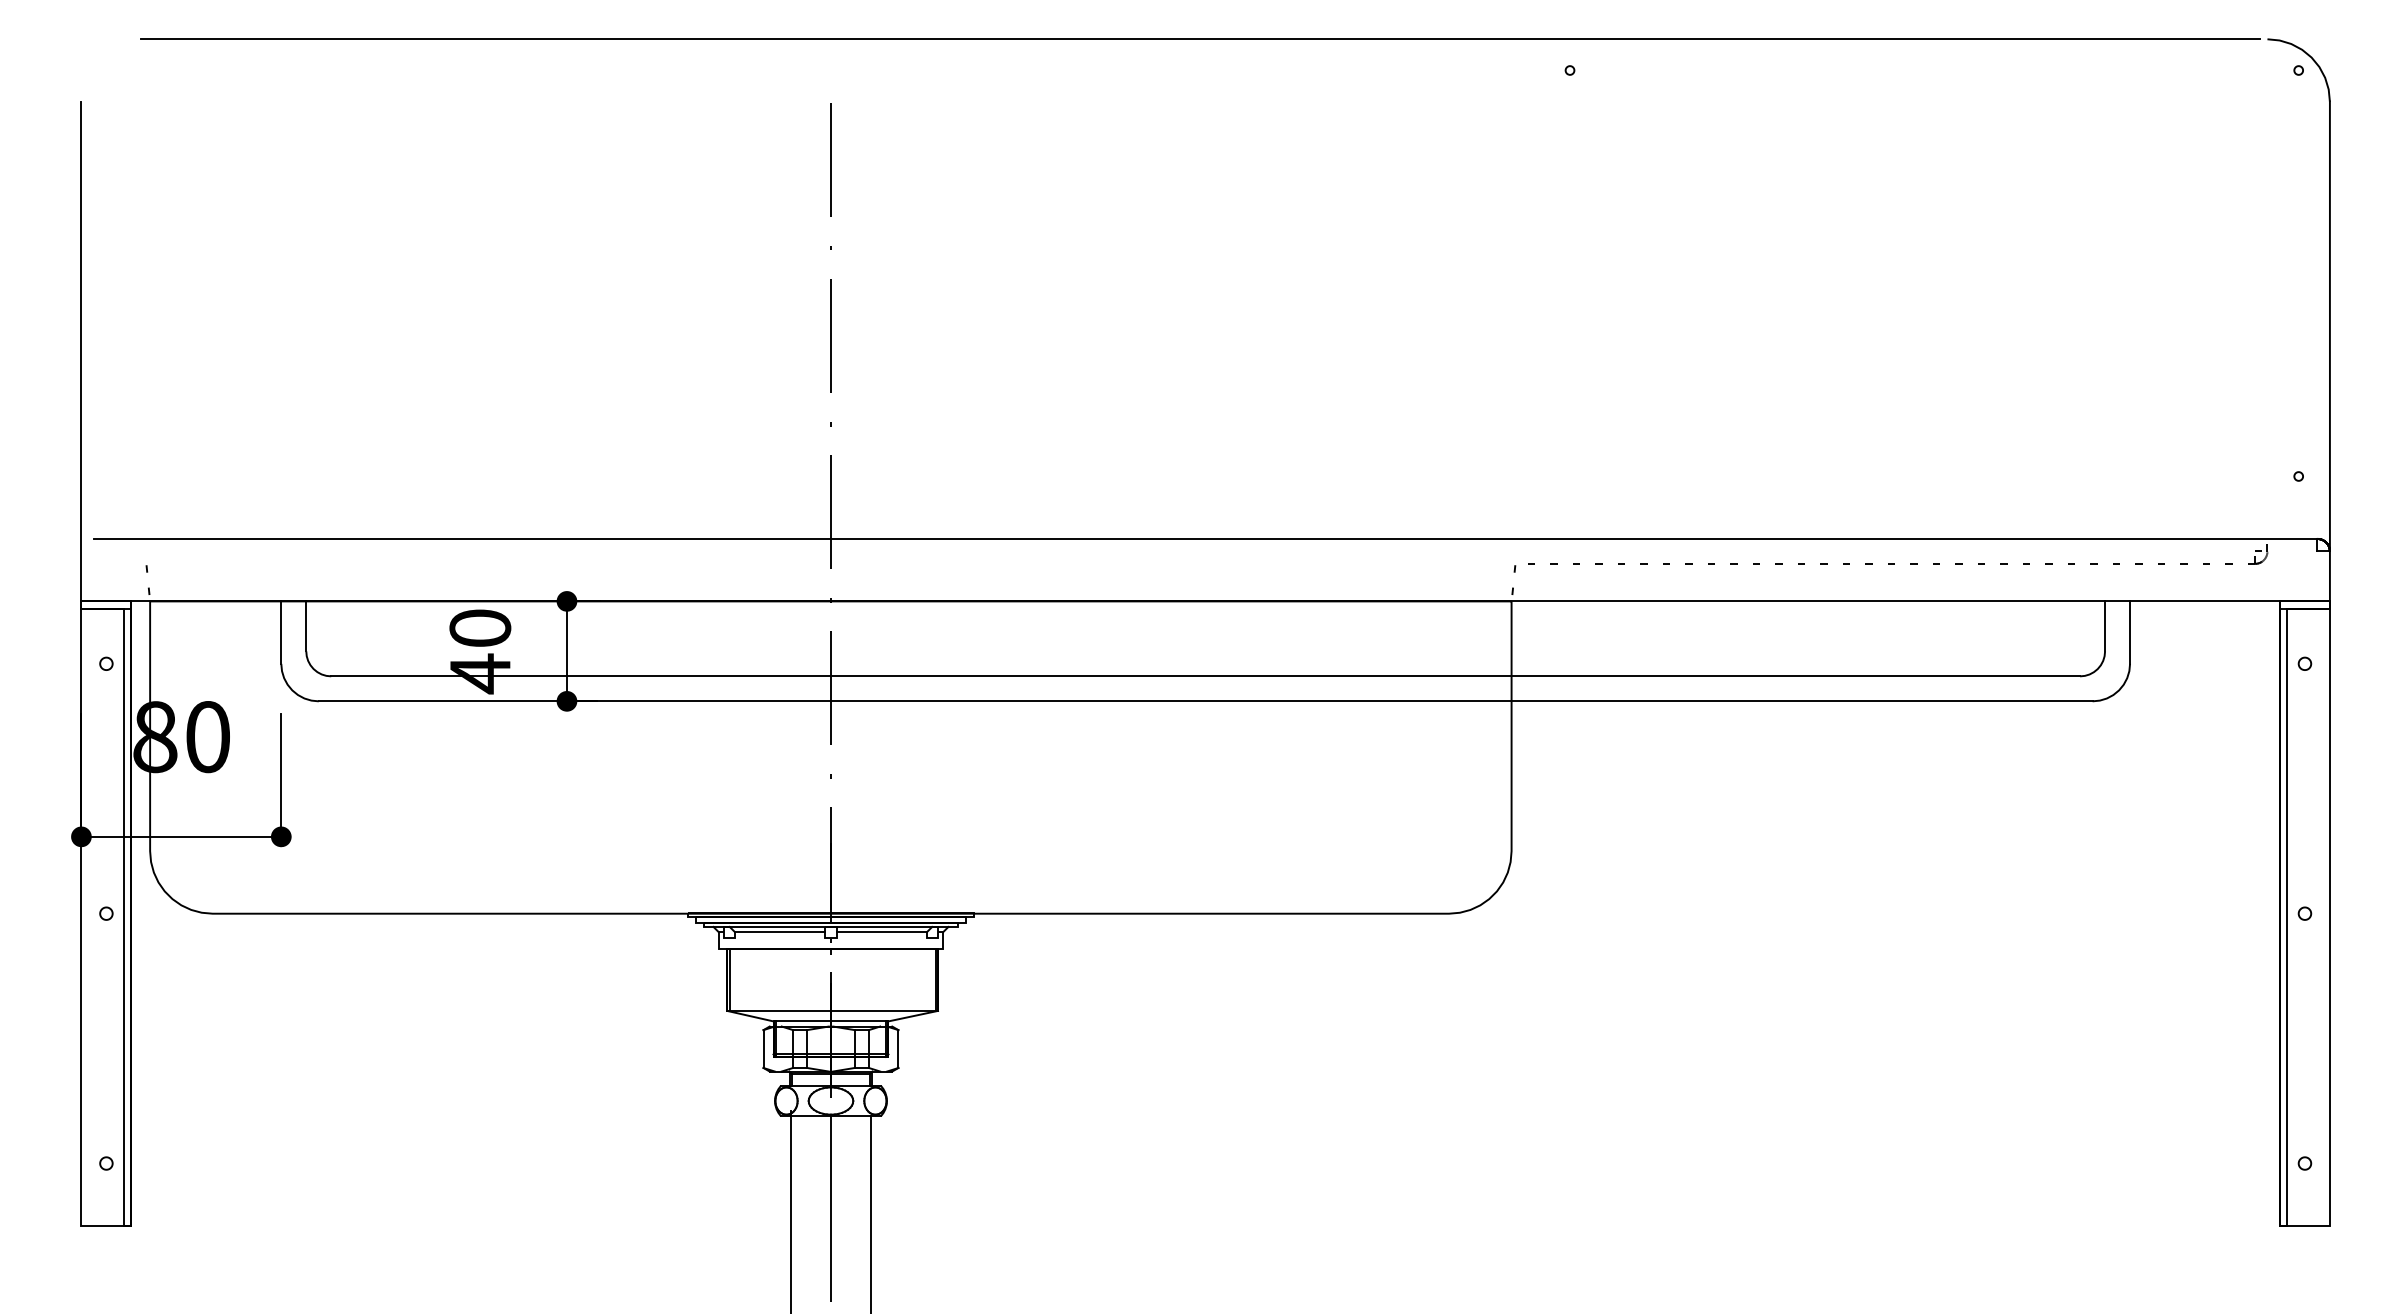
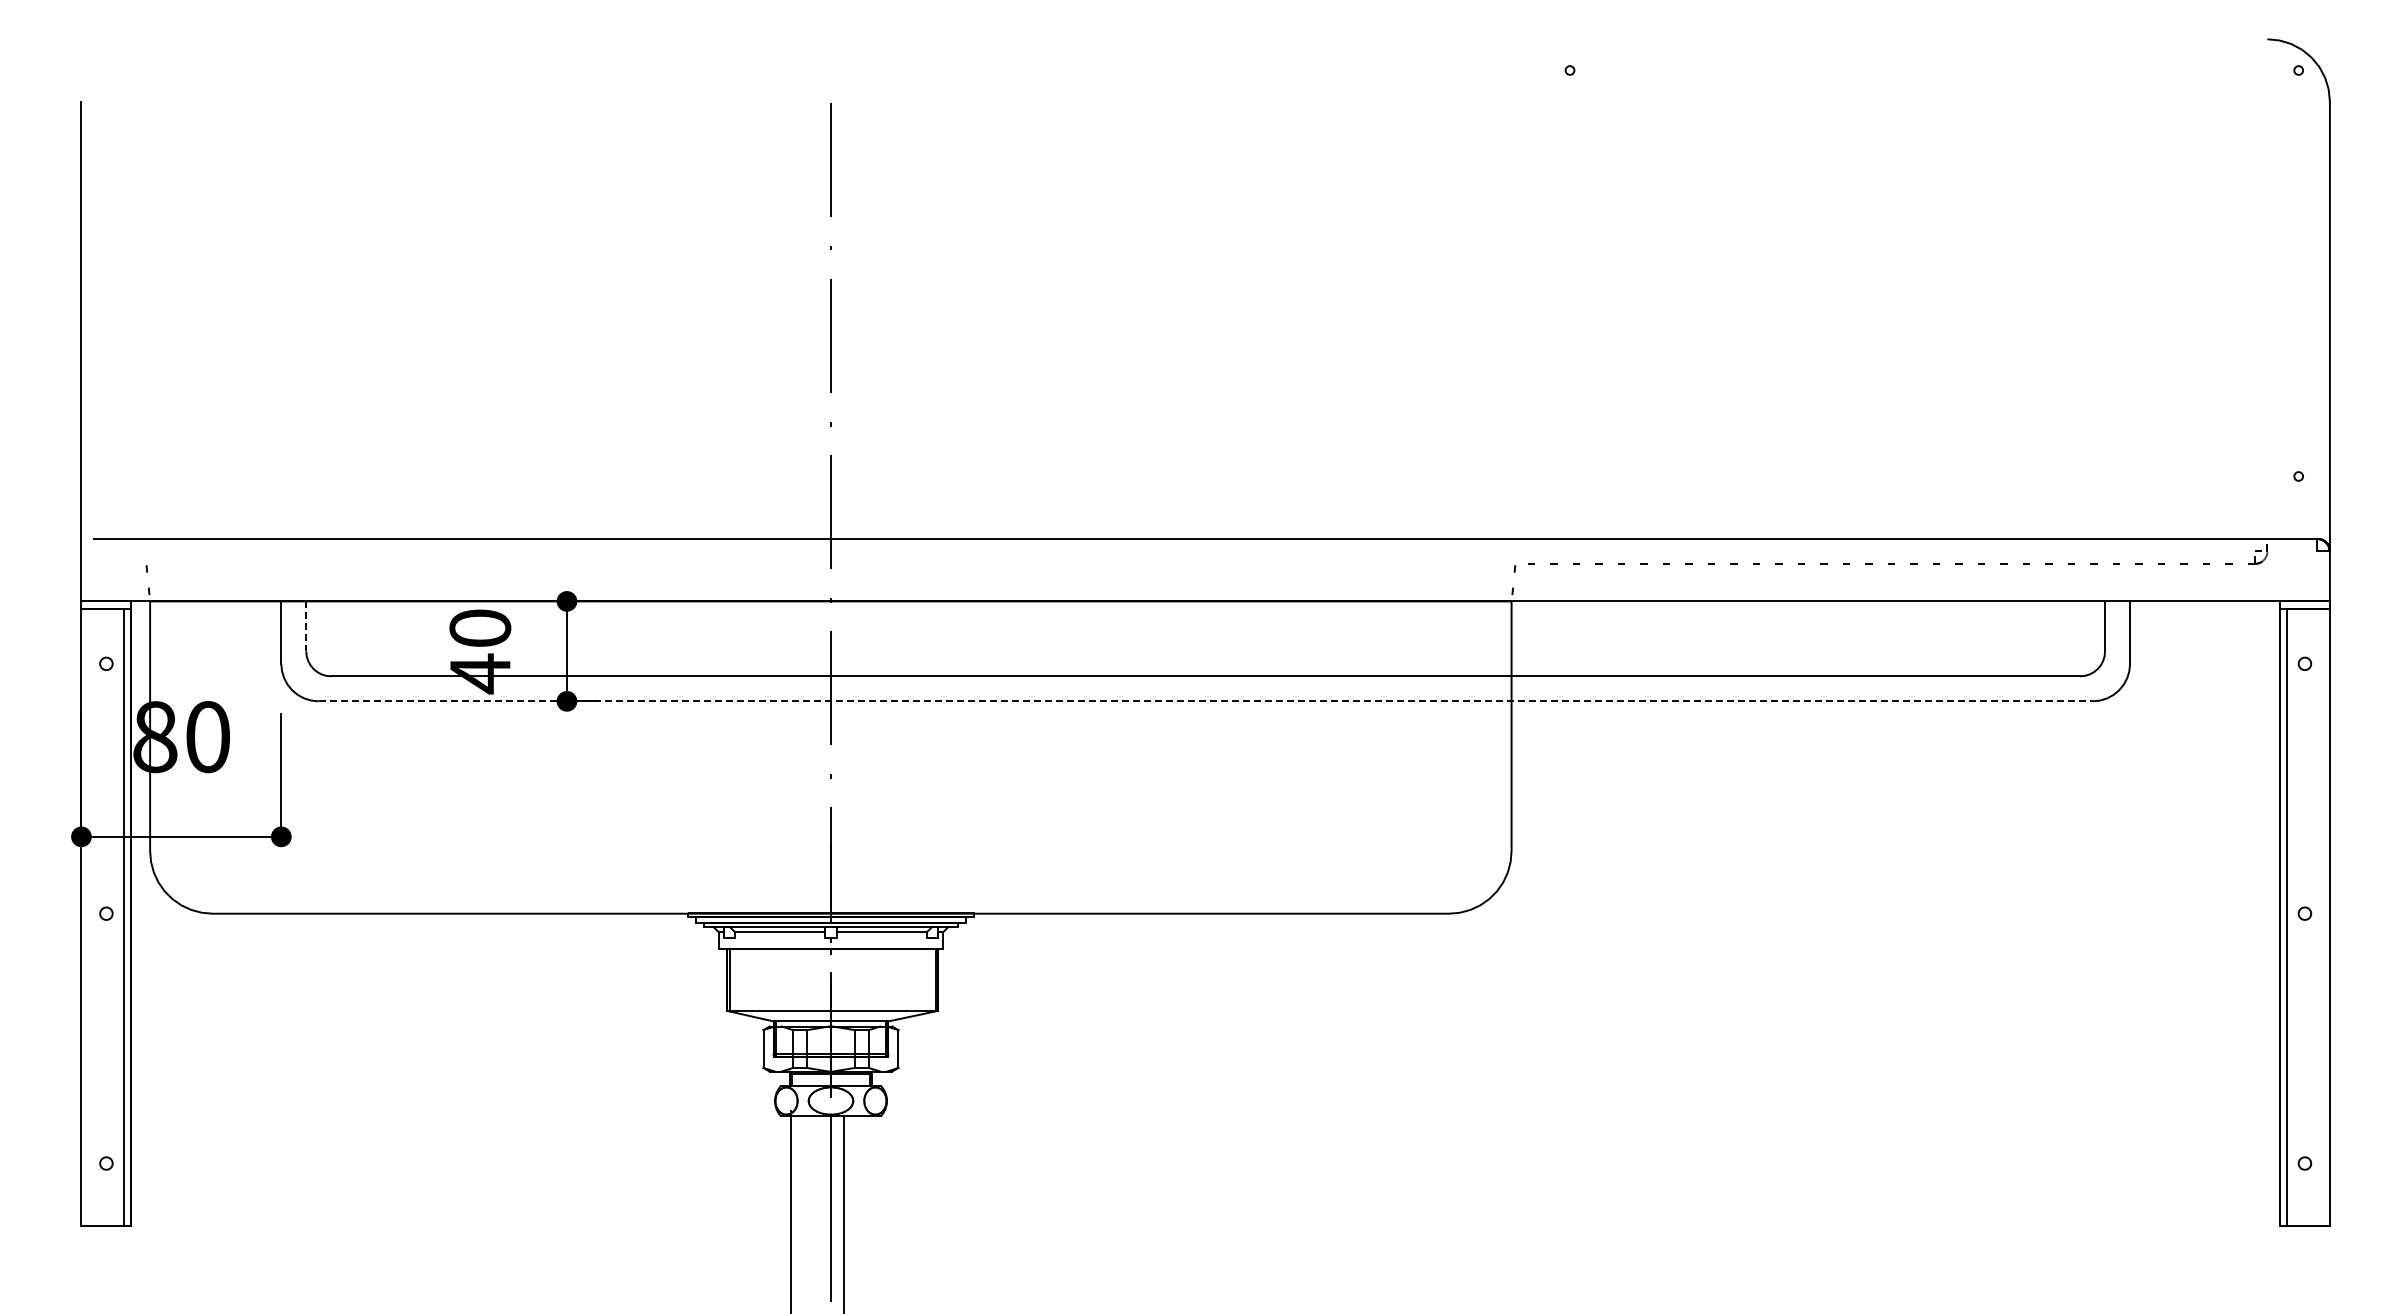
line: present -> none (1200, 39)
line: solid -> dashed (306, 626)
line: solid -> dashed (1205, 701)
line position: (870, 1213) -> (843, 1213) (843, 1213)
